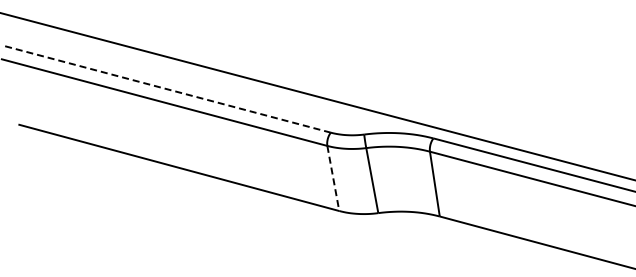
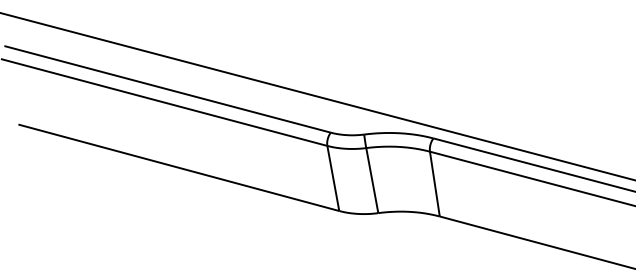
line: dashed -> solid (167, 89)
line: dashed -> solid (333, 178)
